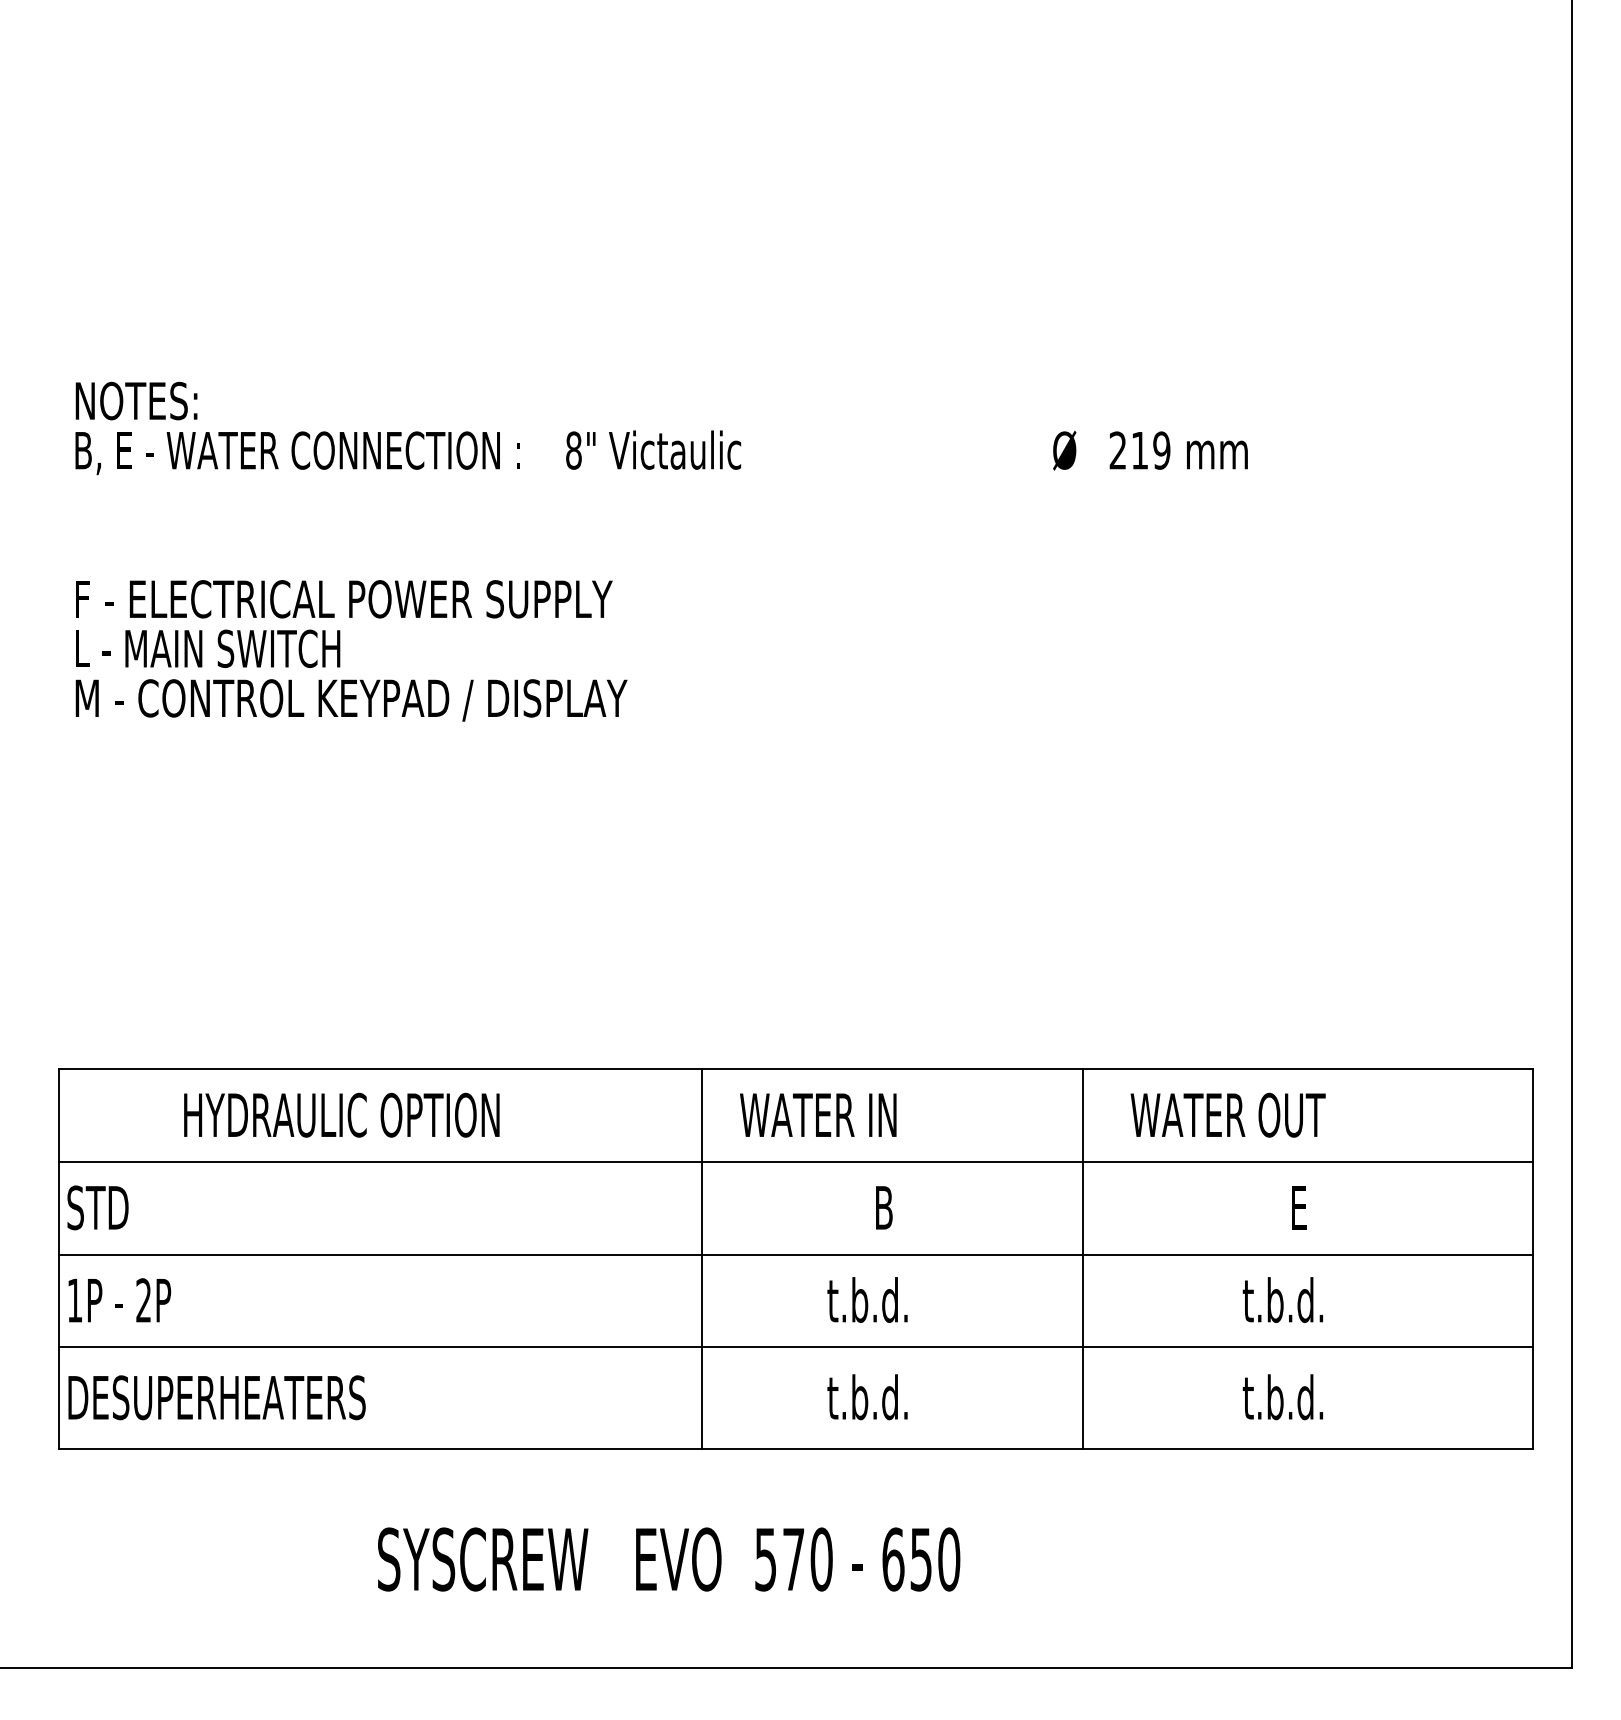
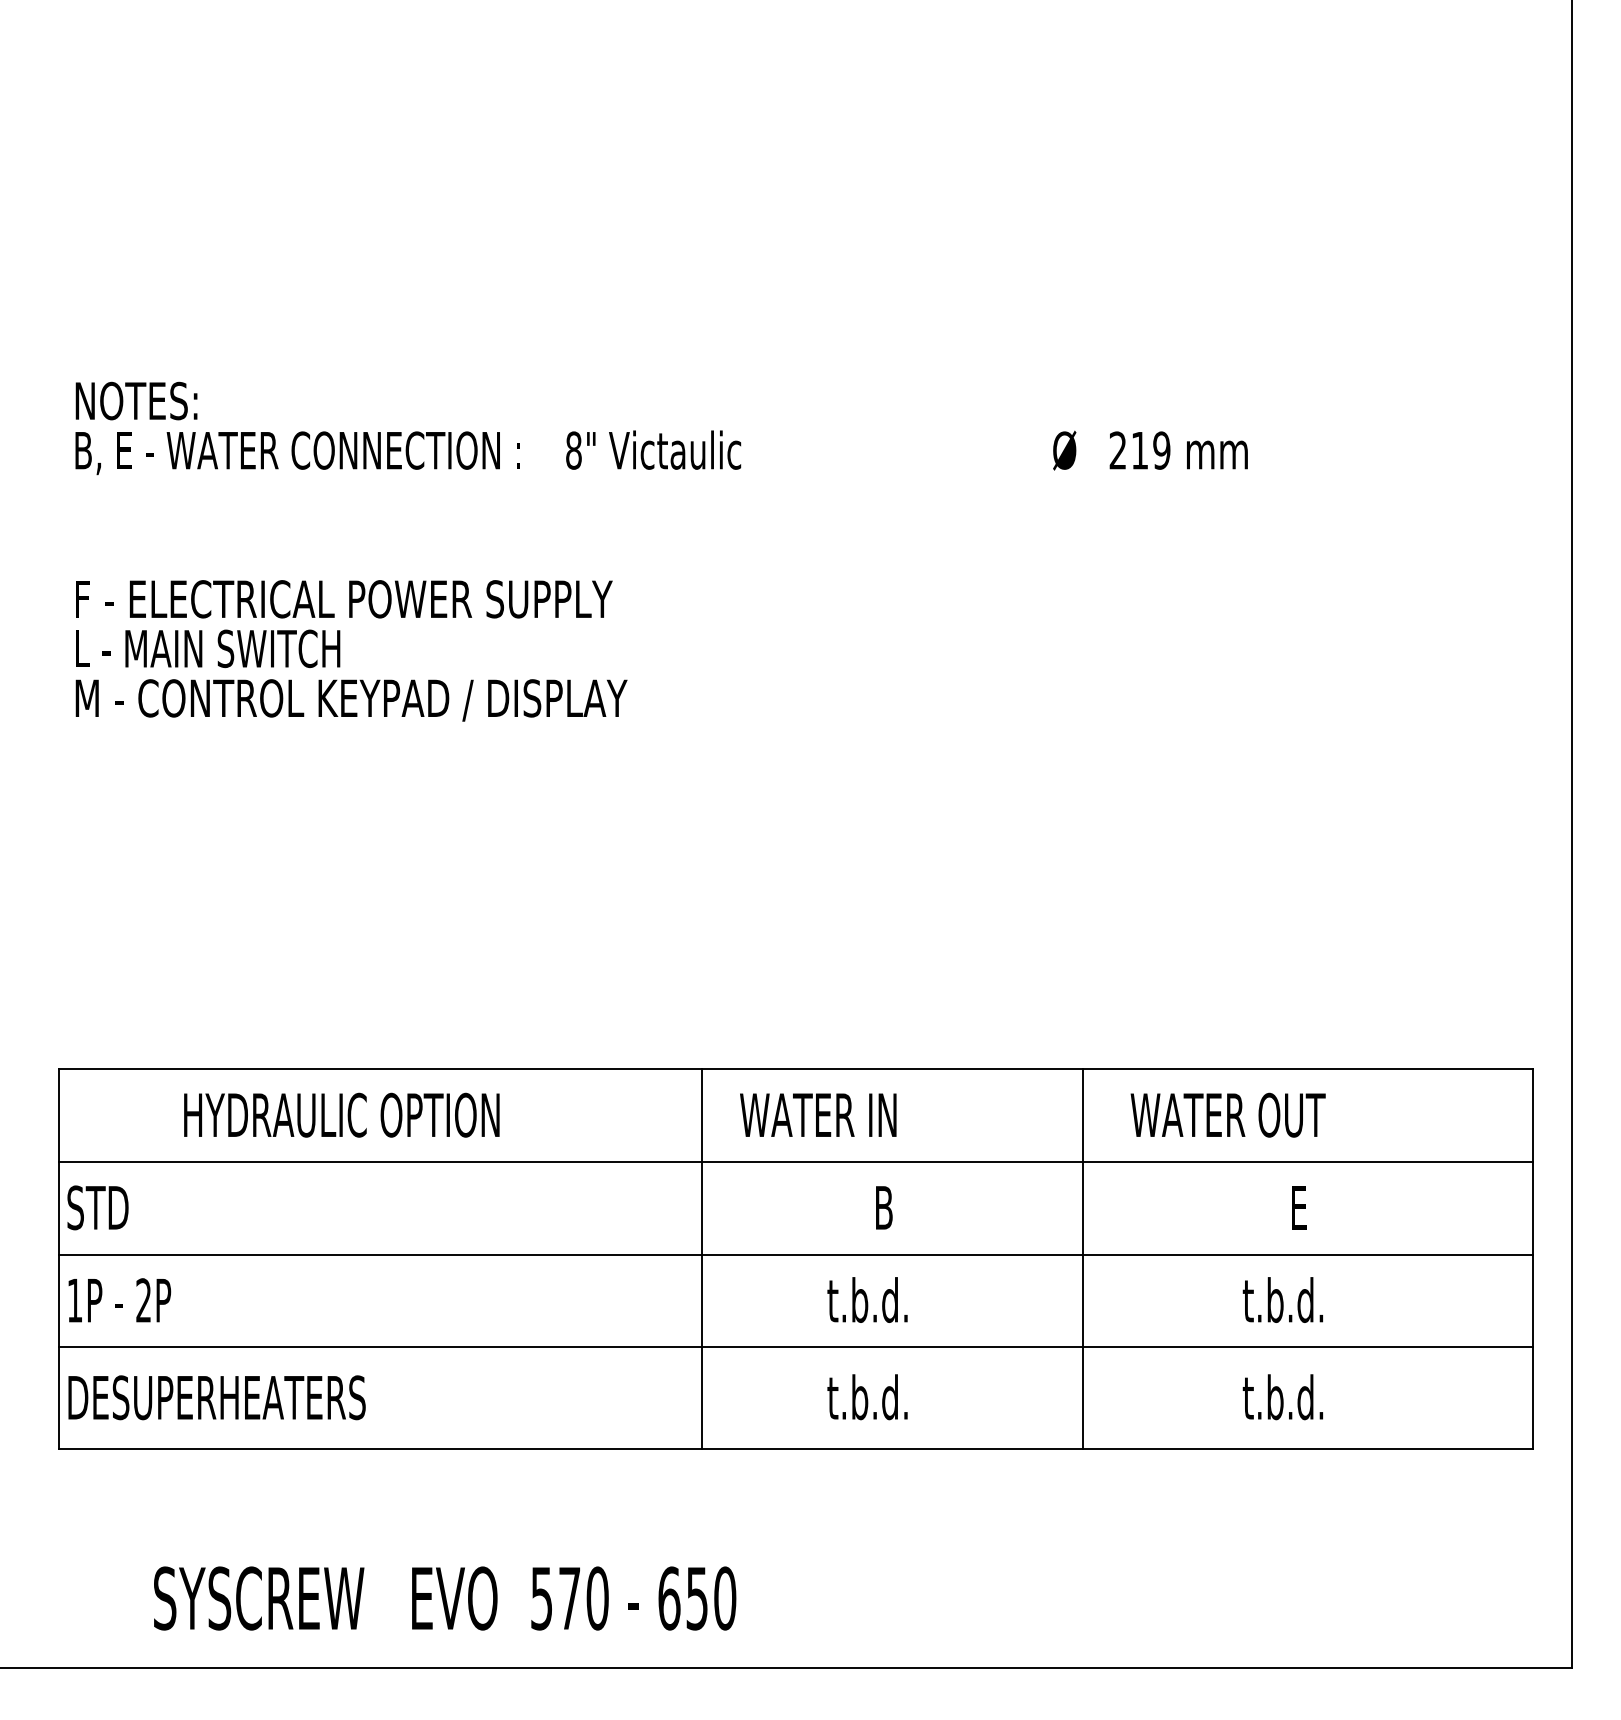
text position: (669, 1559) -> (445, 1598) (445, 1598)
